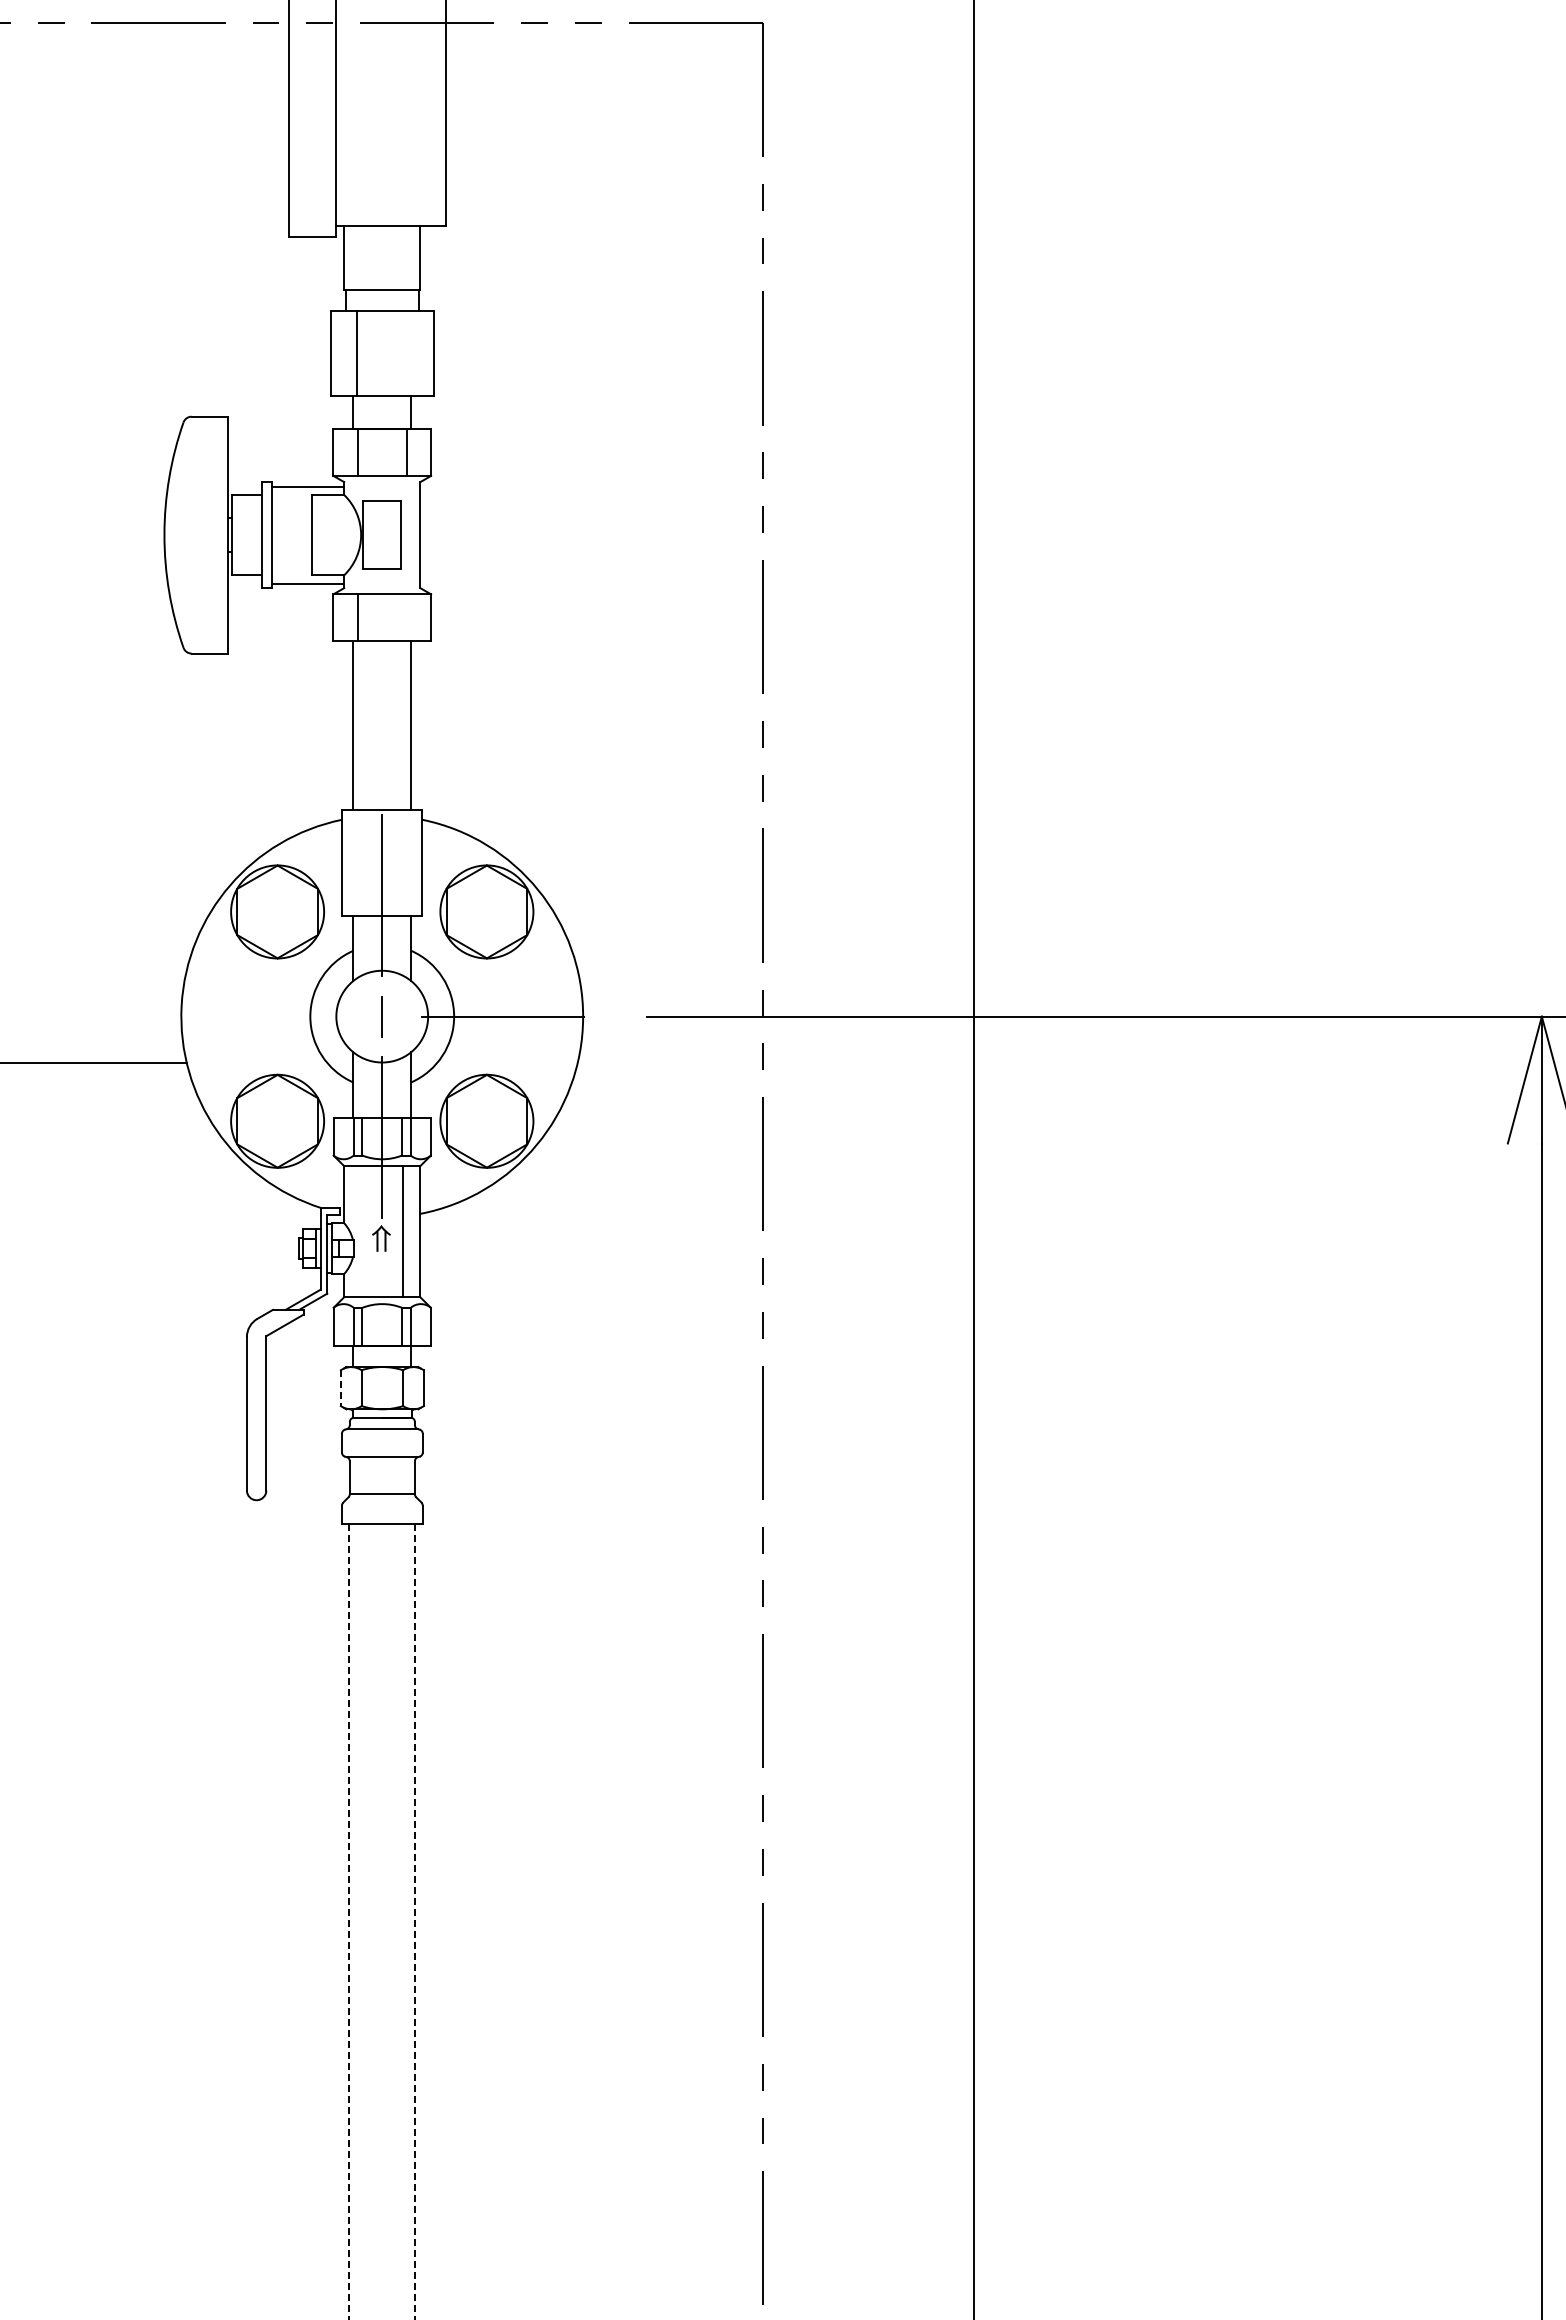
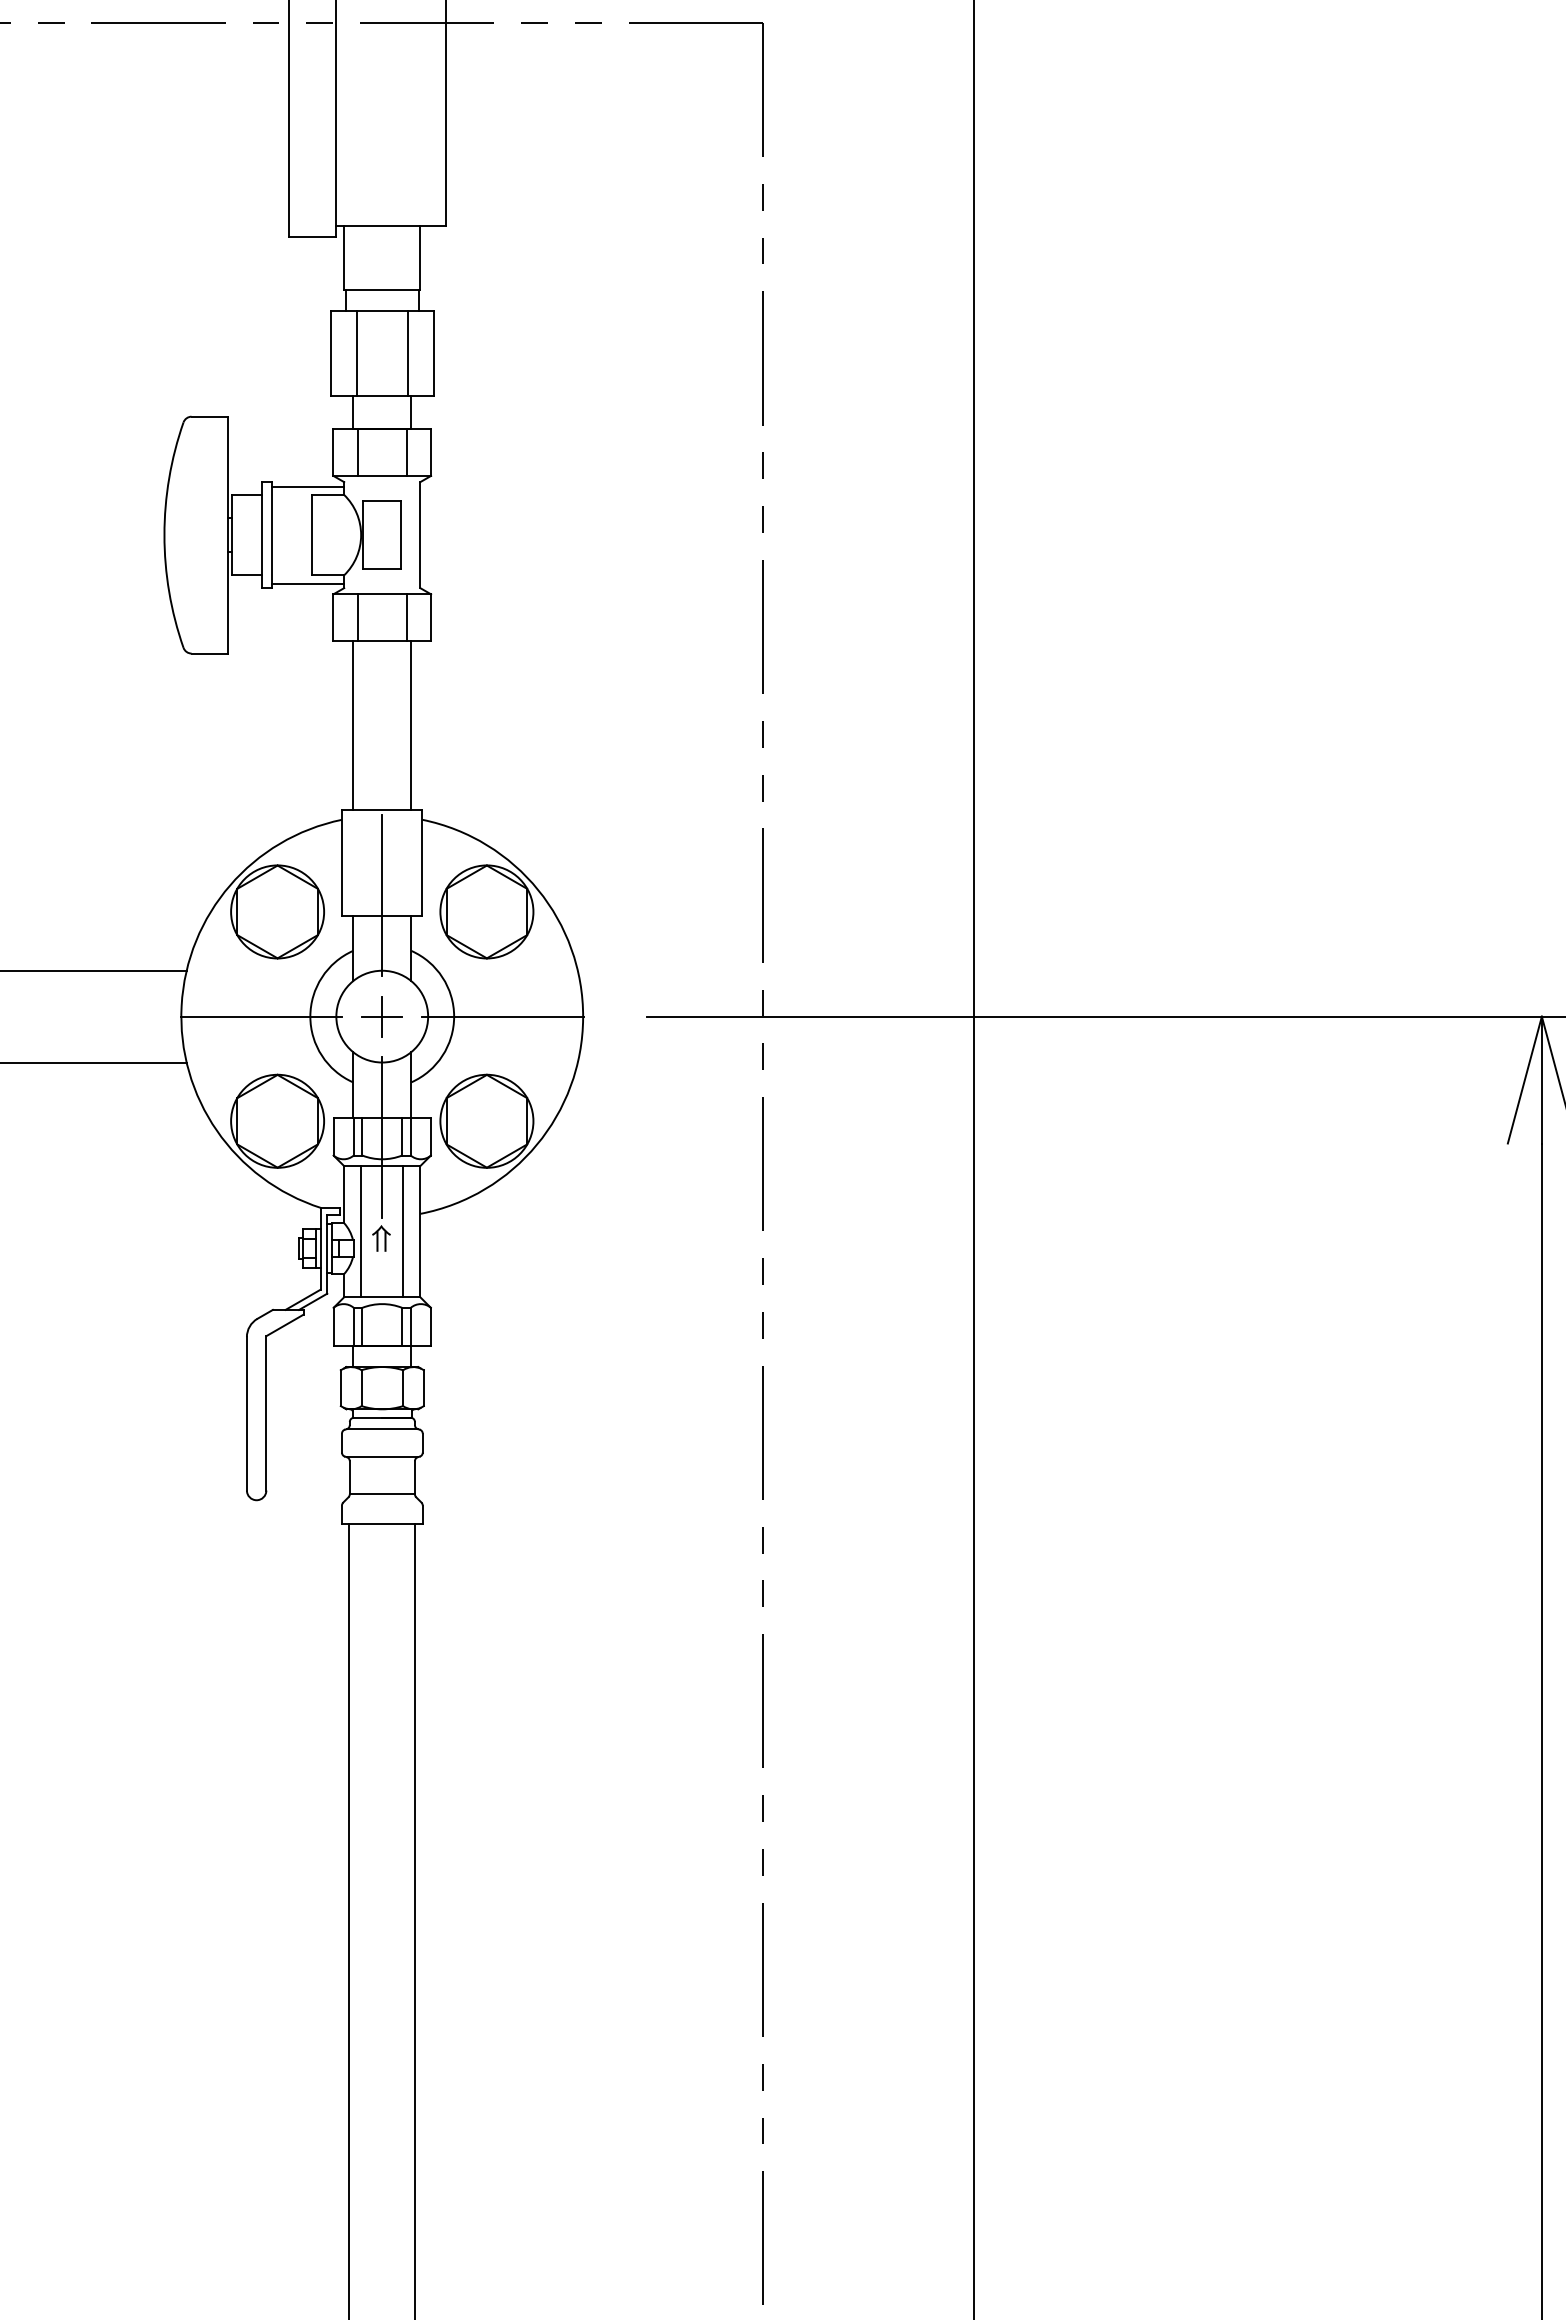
line: none -> present (407, 352)
line: none -> present (406, 617)
line: none -> present (94, 970)
line: none -> present (261, 1016)
line: none -> present (382, 1016)
line: none -> present (361, 1231)
line: dashed -> solid (340, 1388)
line: dashed -> solid (349, 1921)
line: dashed -> solid (415, 1921)
